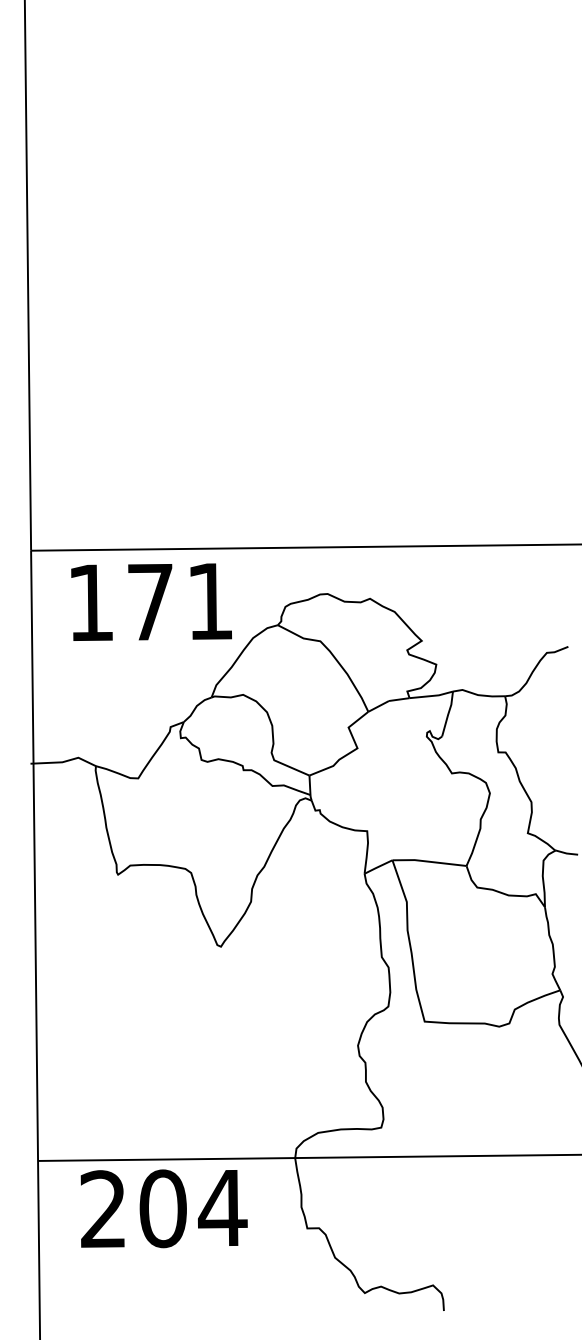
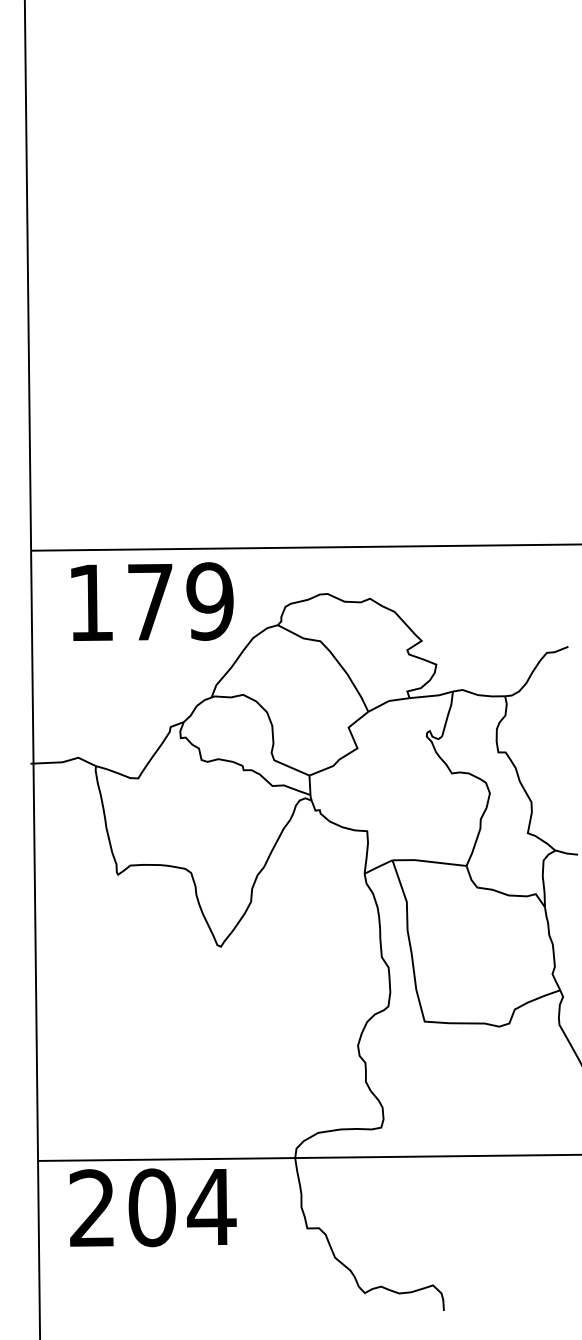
text: 171 -> 179 (209, 601)
text position: (163, 1208) -> (152, 1207) (152, 1207)
